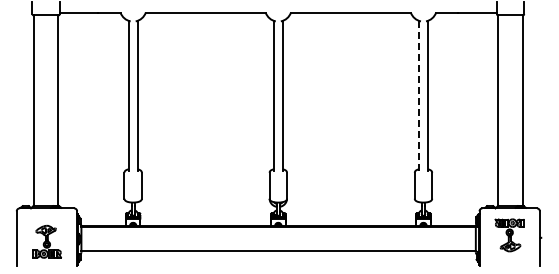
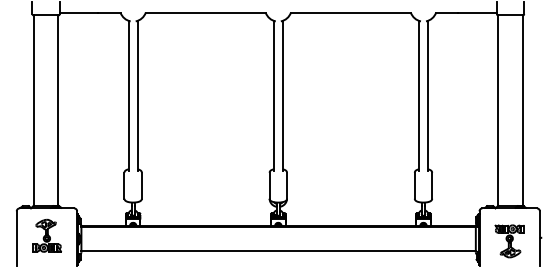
line: dashed -> solid (418, 96)
part position: (509, 235) -> (509, 241) (509, 241)
part position: (46, 241) -> (46, 235) (46, 235)
